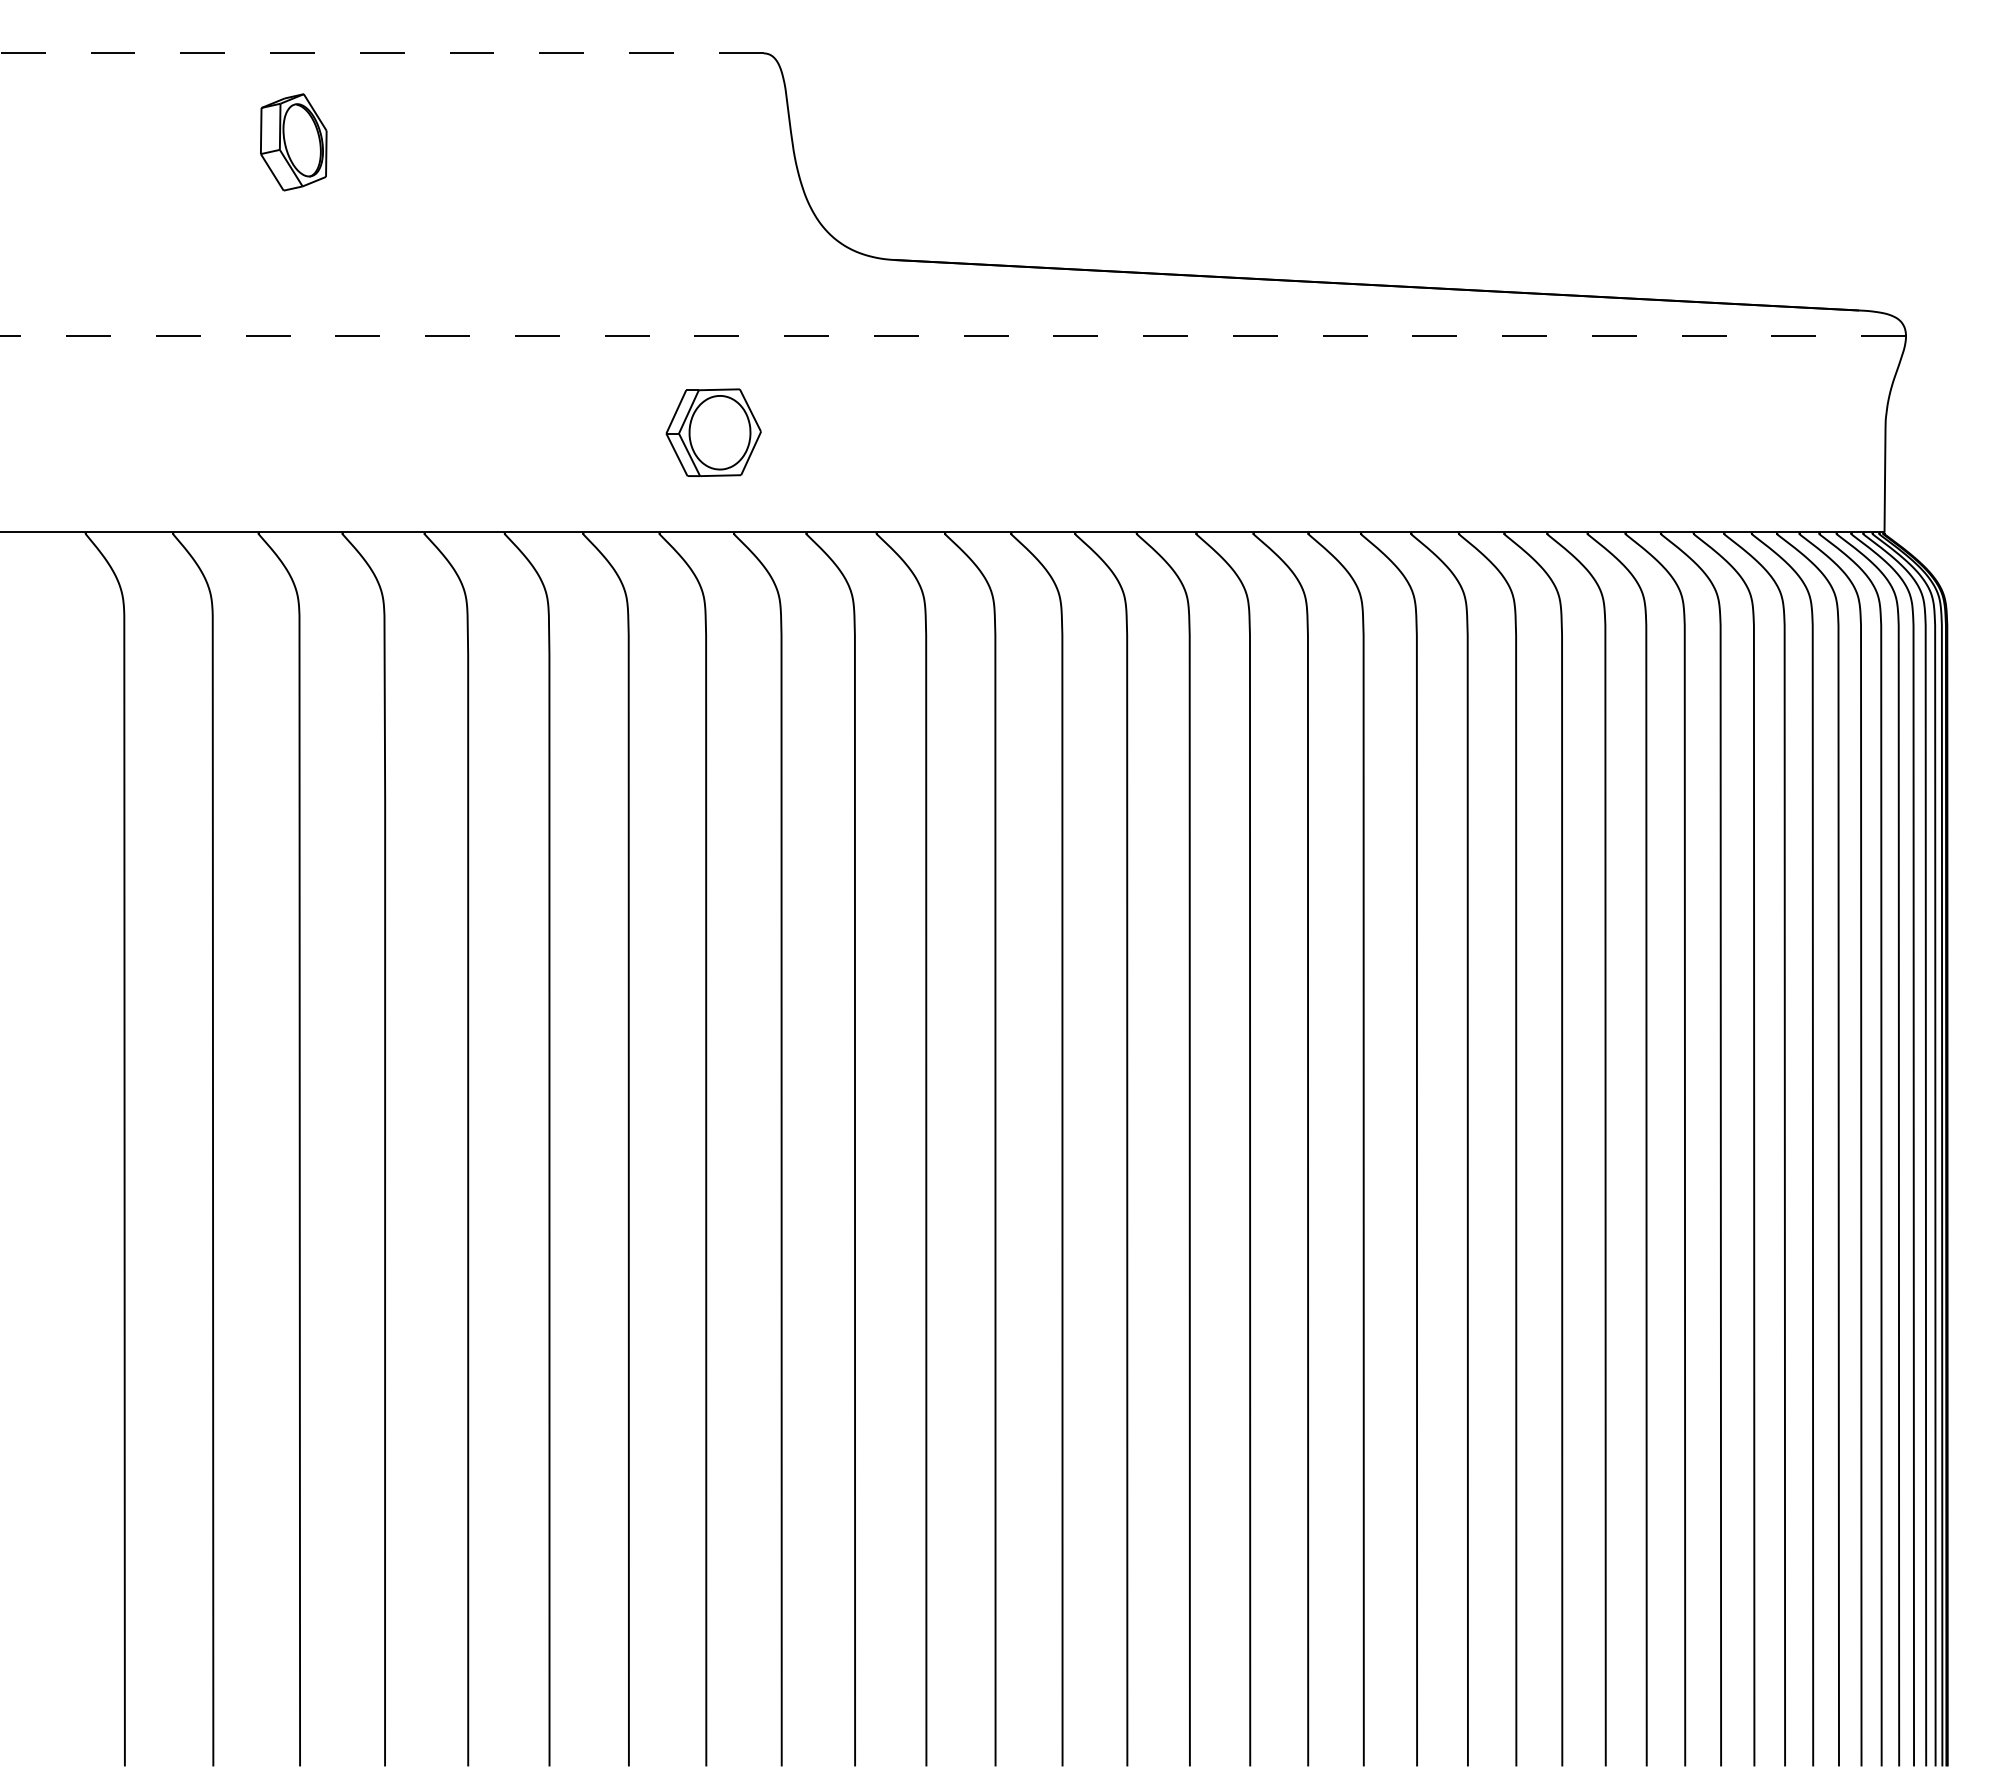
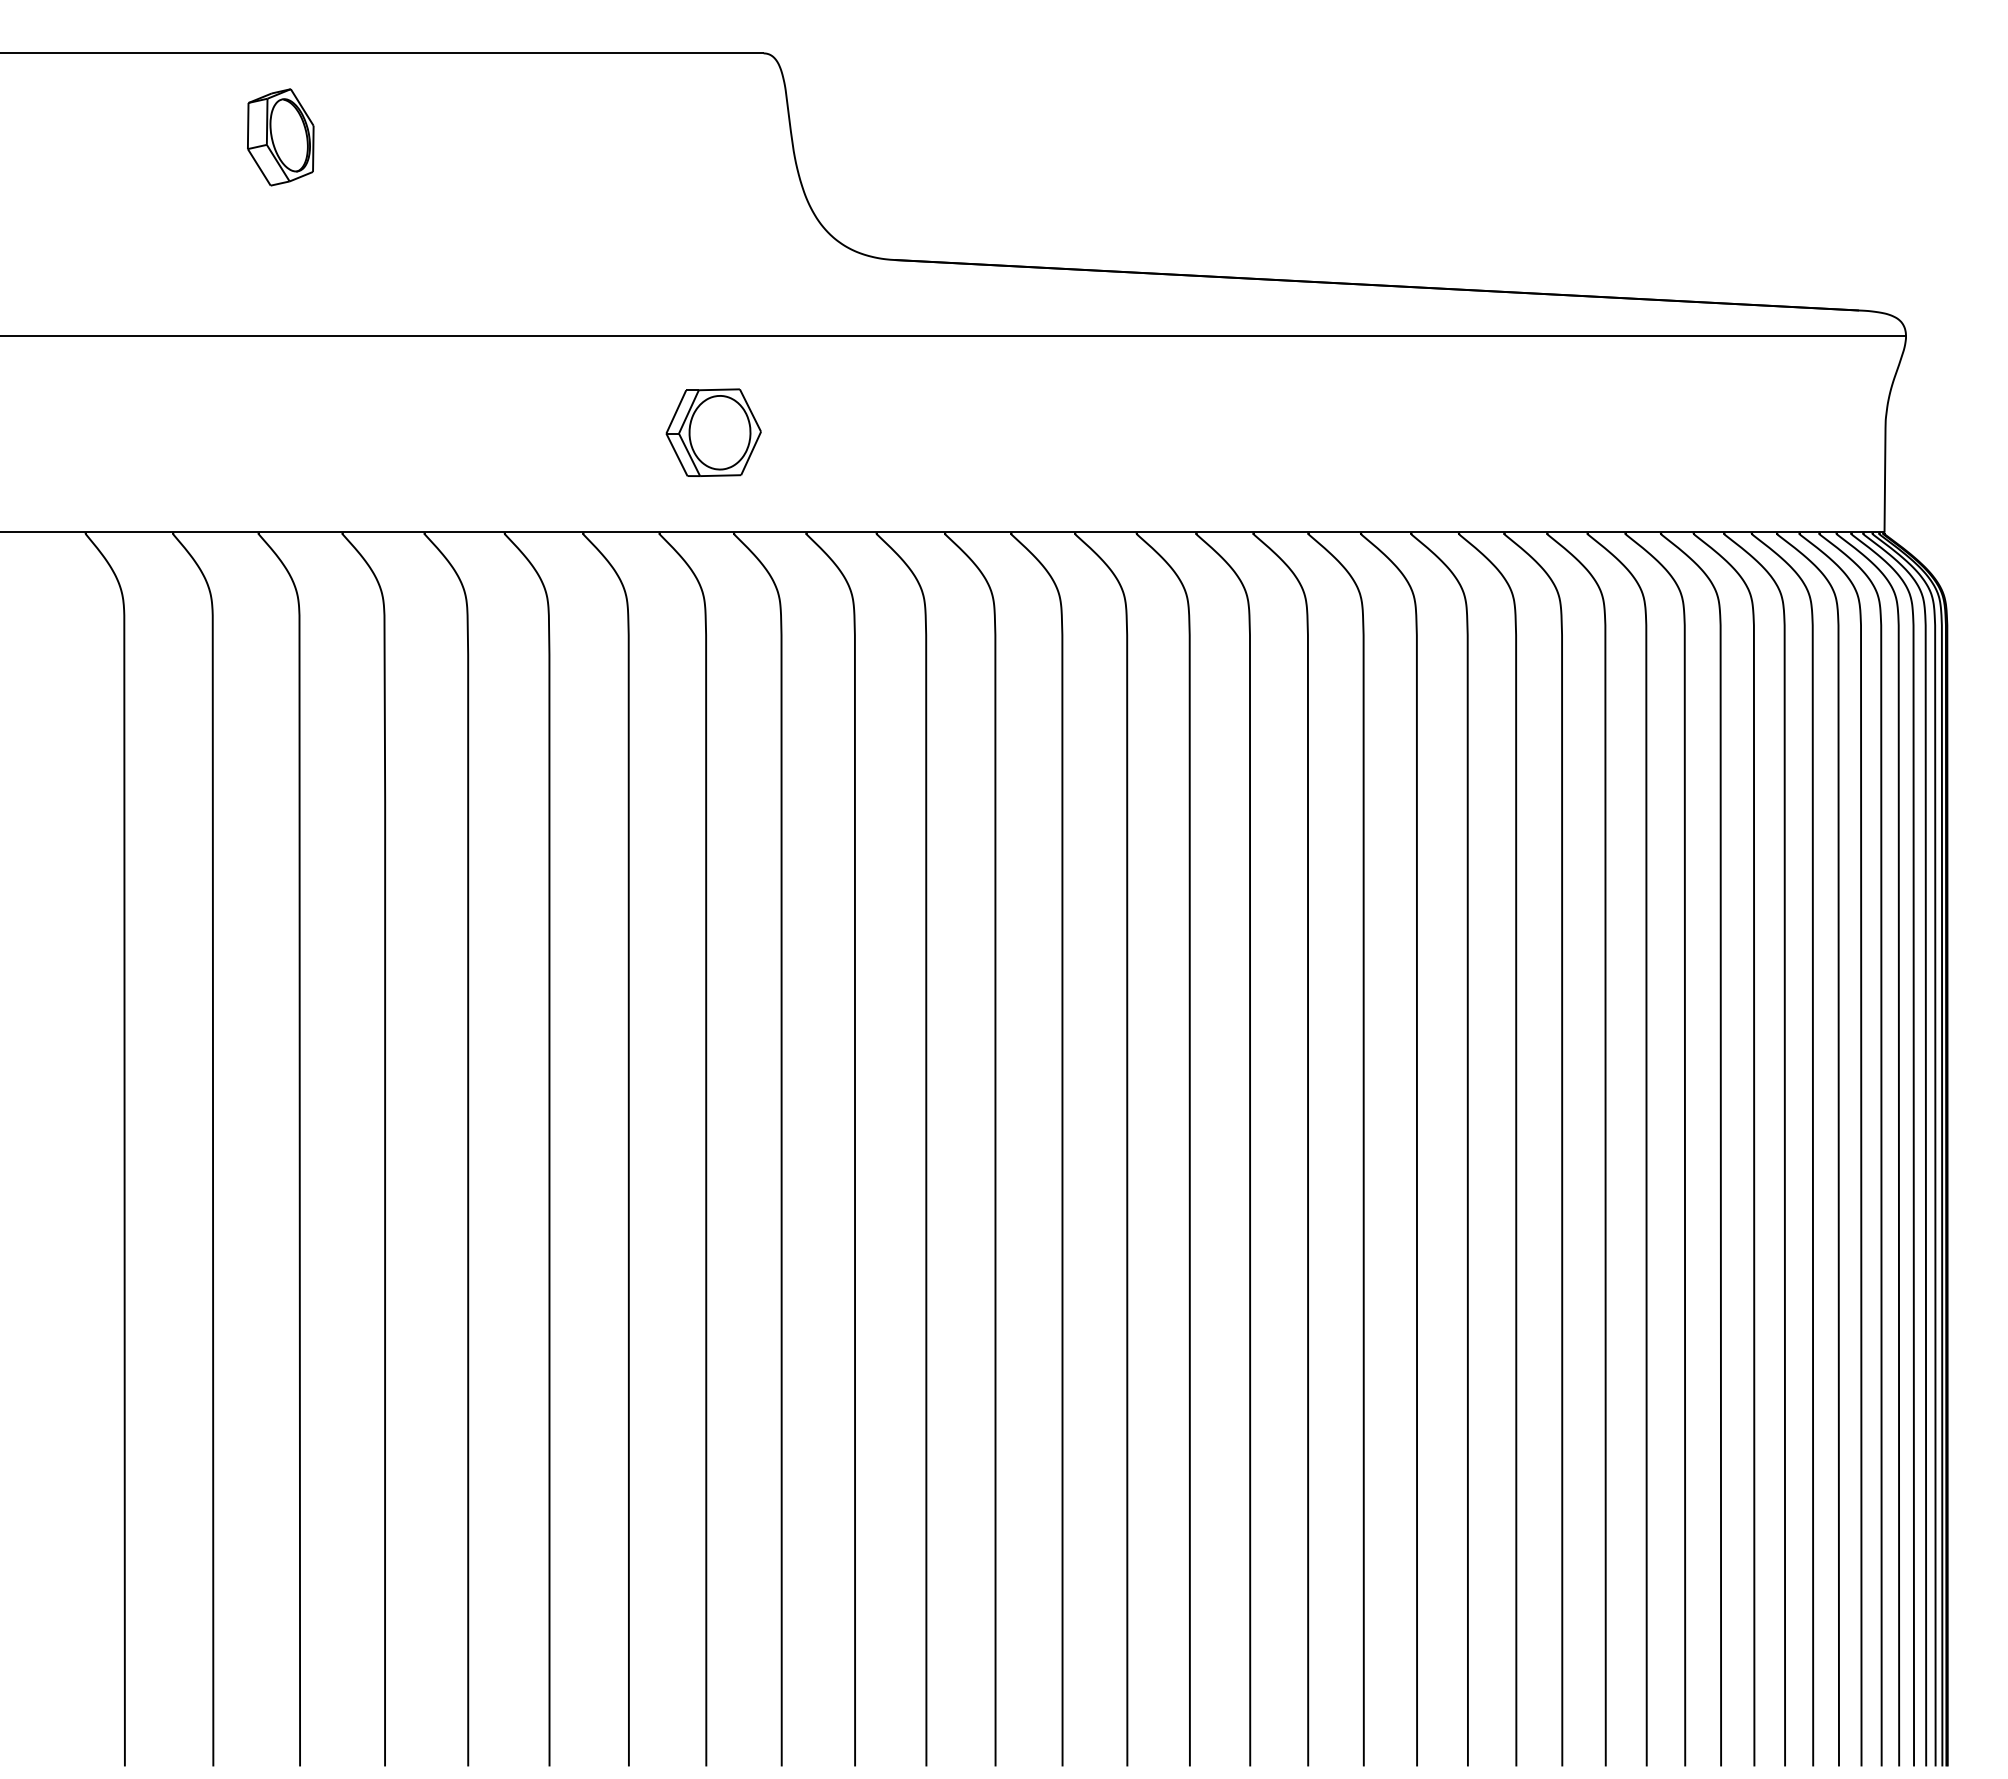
line: dashed -> solid (381, 53)
part position: (293, 142) -> (280, 137) (280, 137)
line: dashed -> solid (953, 336)
